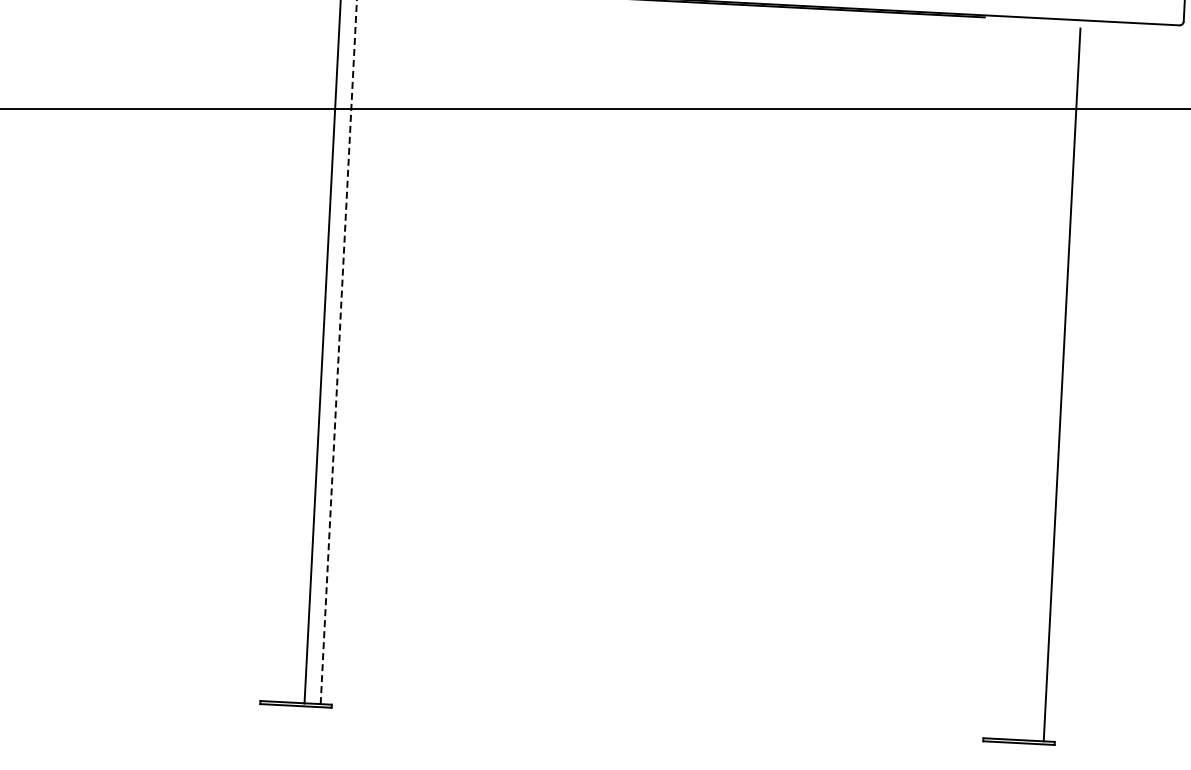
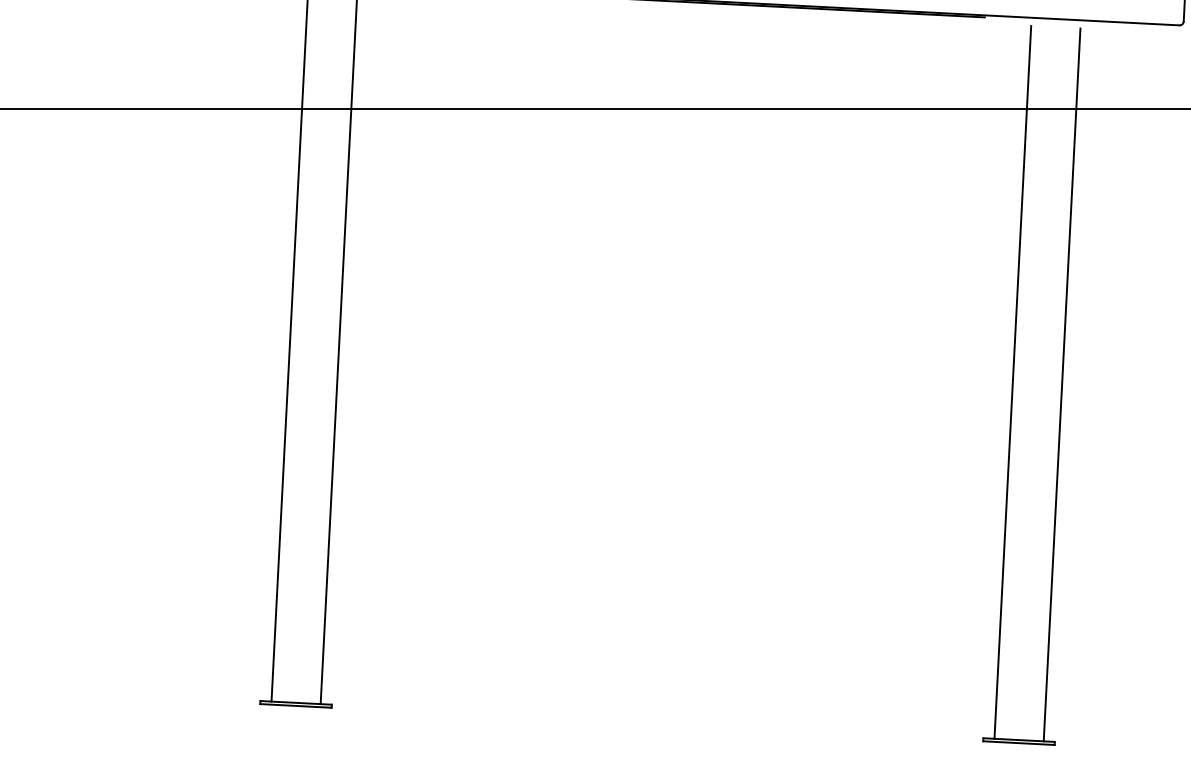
line: dashed -> solid (338, 351)
line position: (322, 352) -> (289, 351) (289, 351)
line: none -> present (1012, 381)
